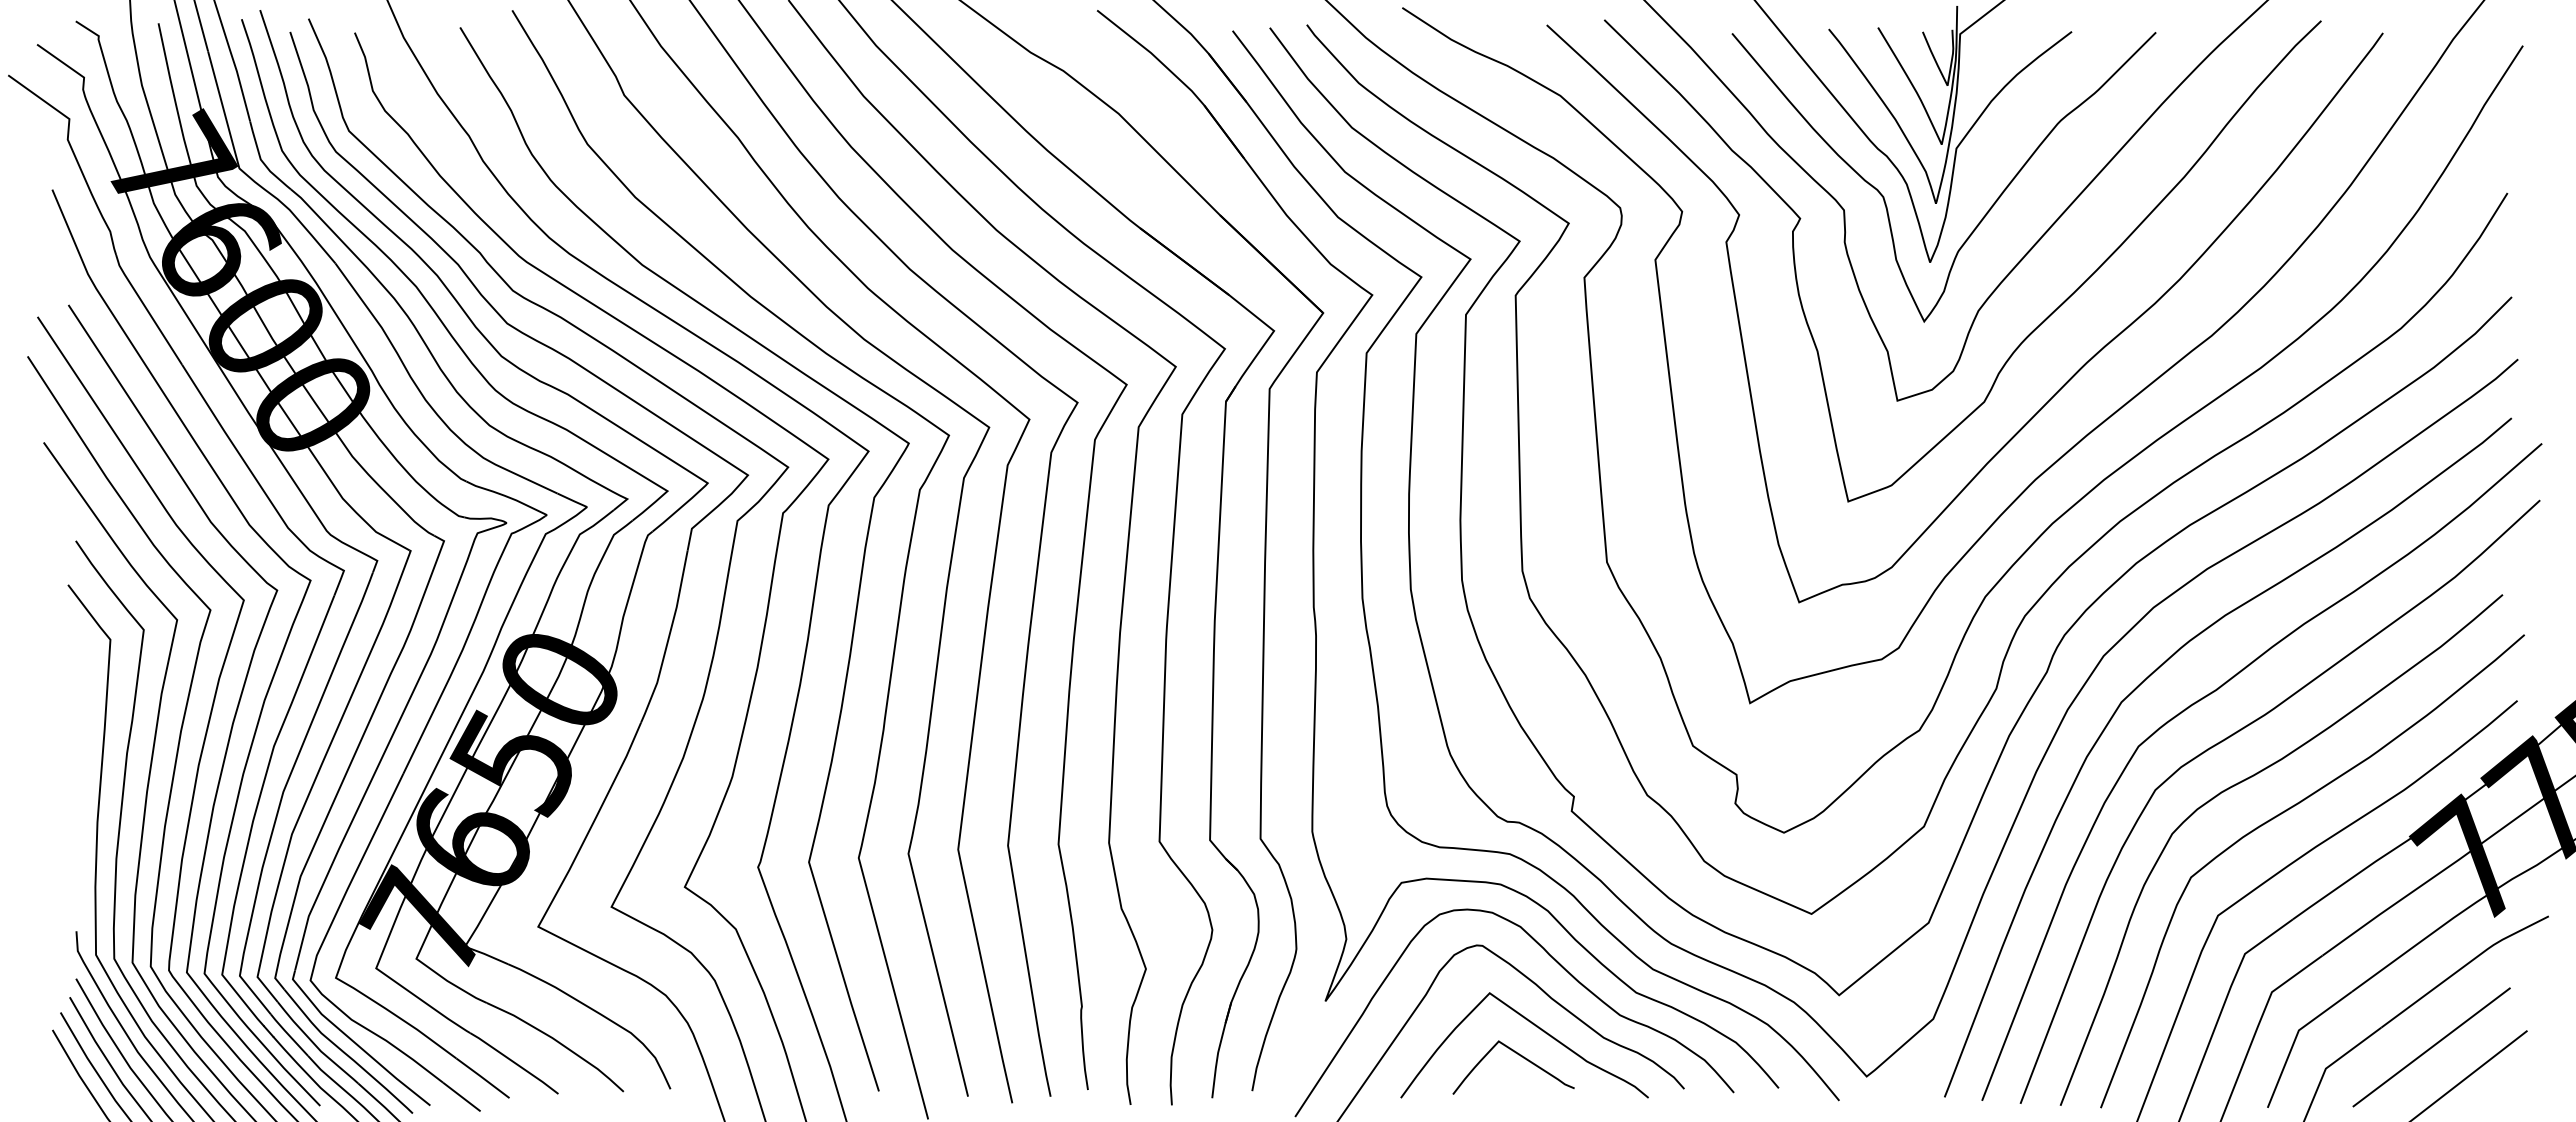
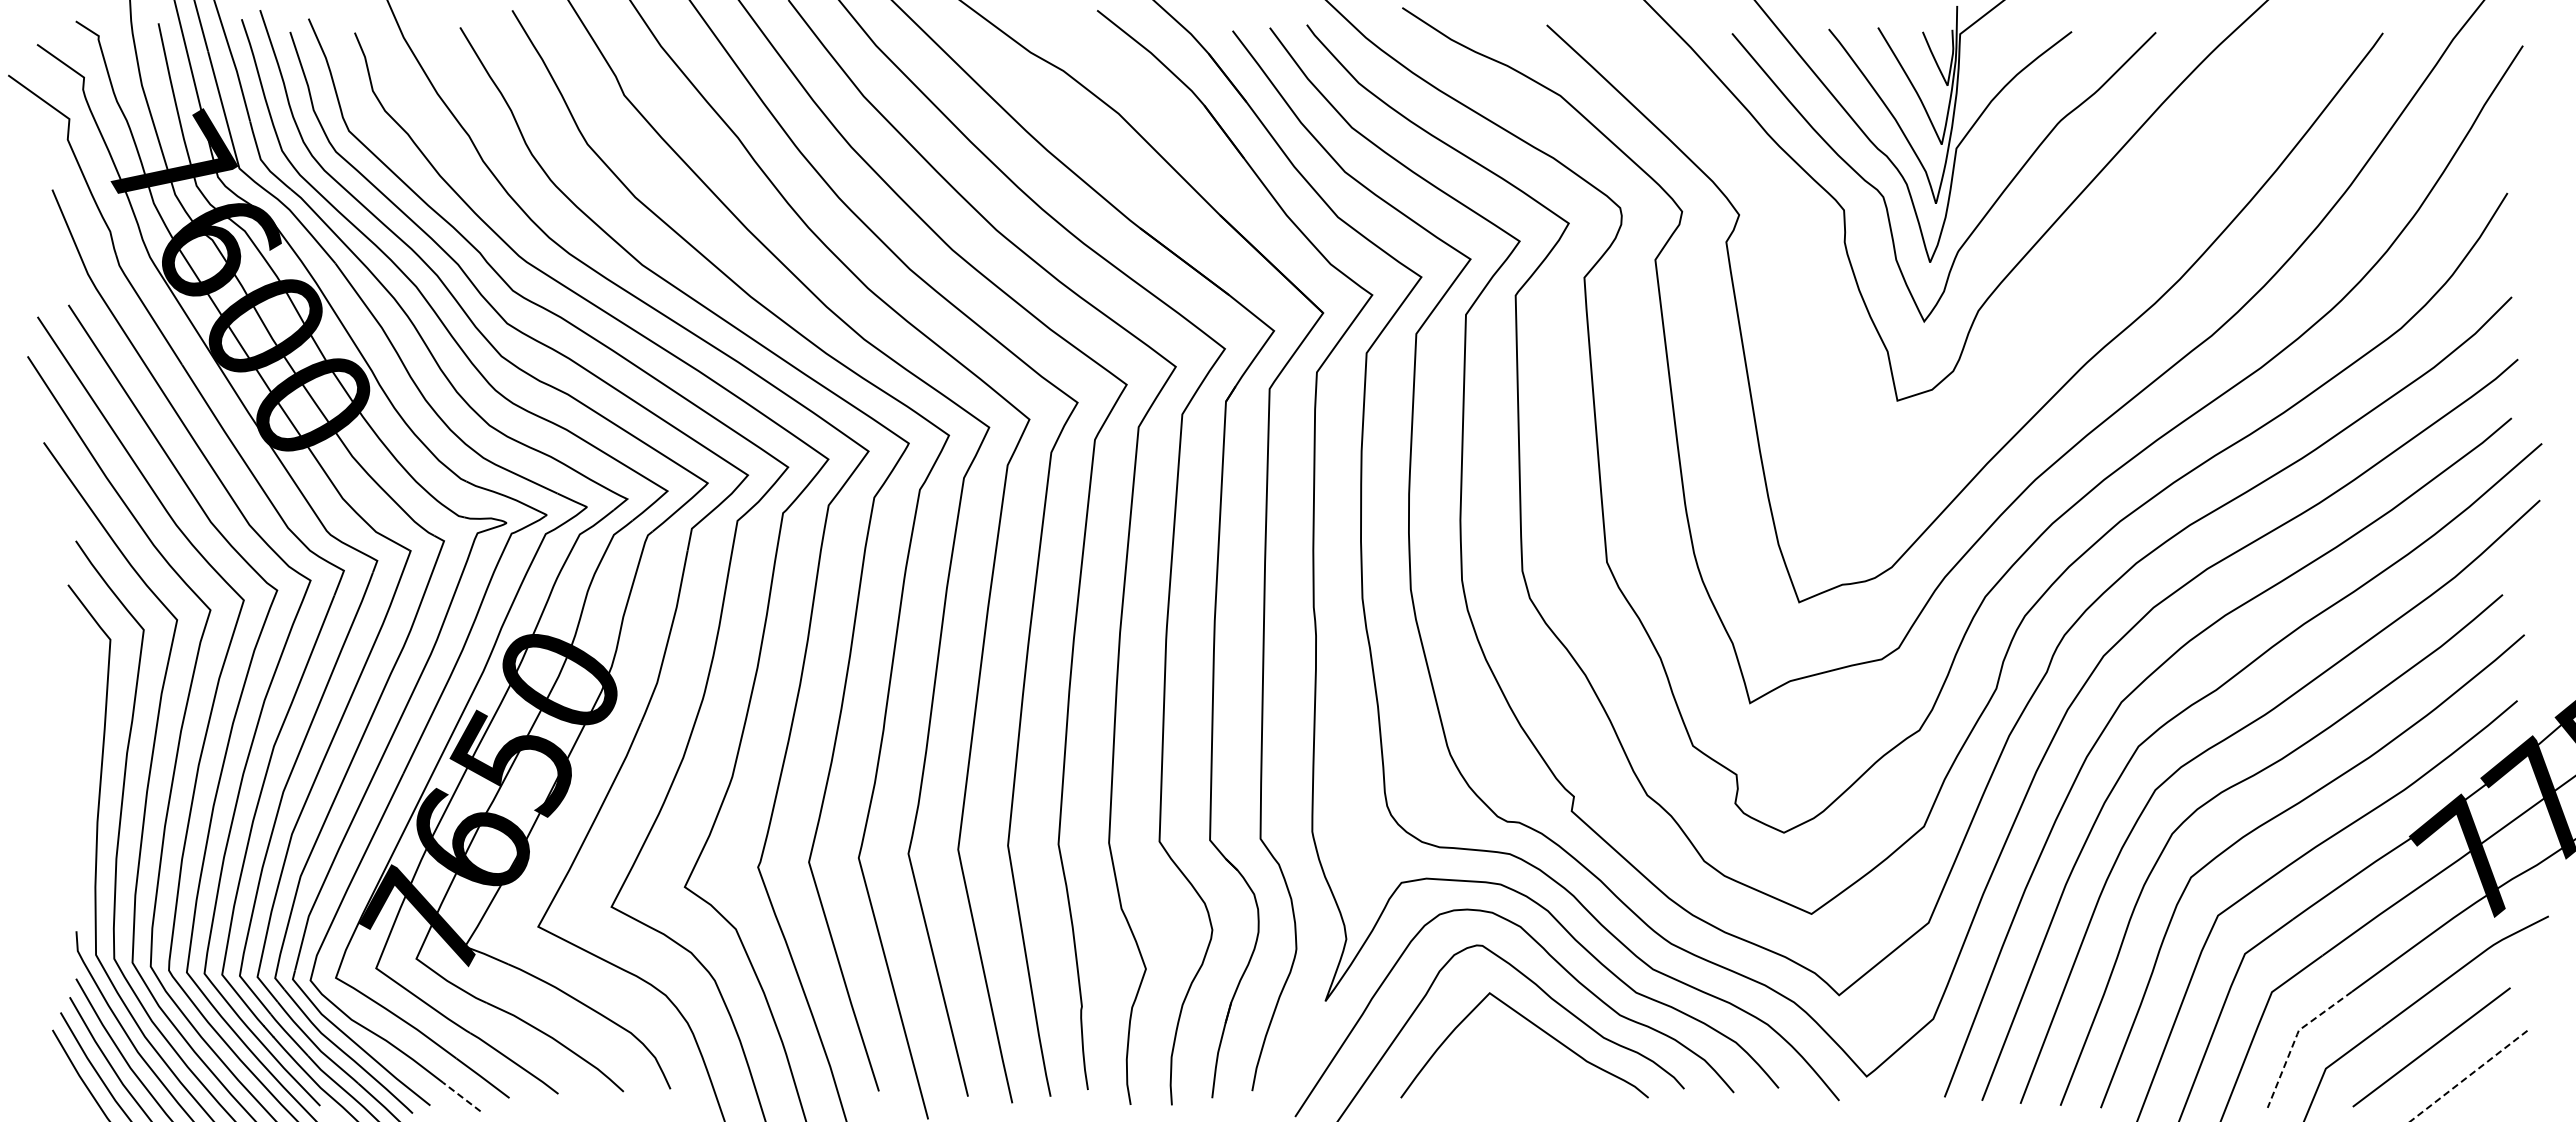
curve: present -> none (2032, 330)
line: solid -> dashed (2295, 1038)
curve: present -> none (1521, 1057)
line: solid -> dashed (2468, 1076)
line: solid -> dashed (461, 1097)
